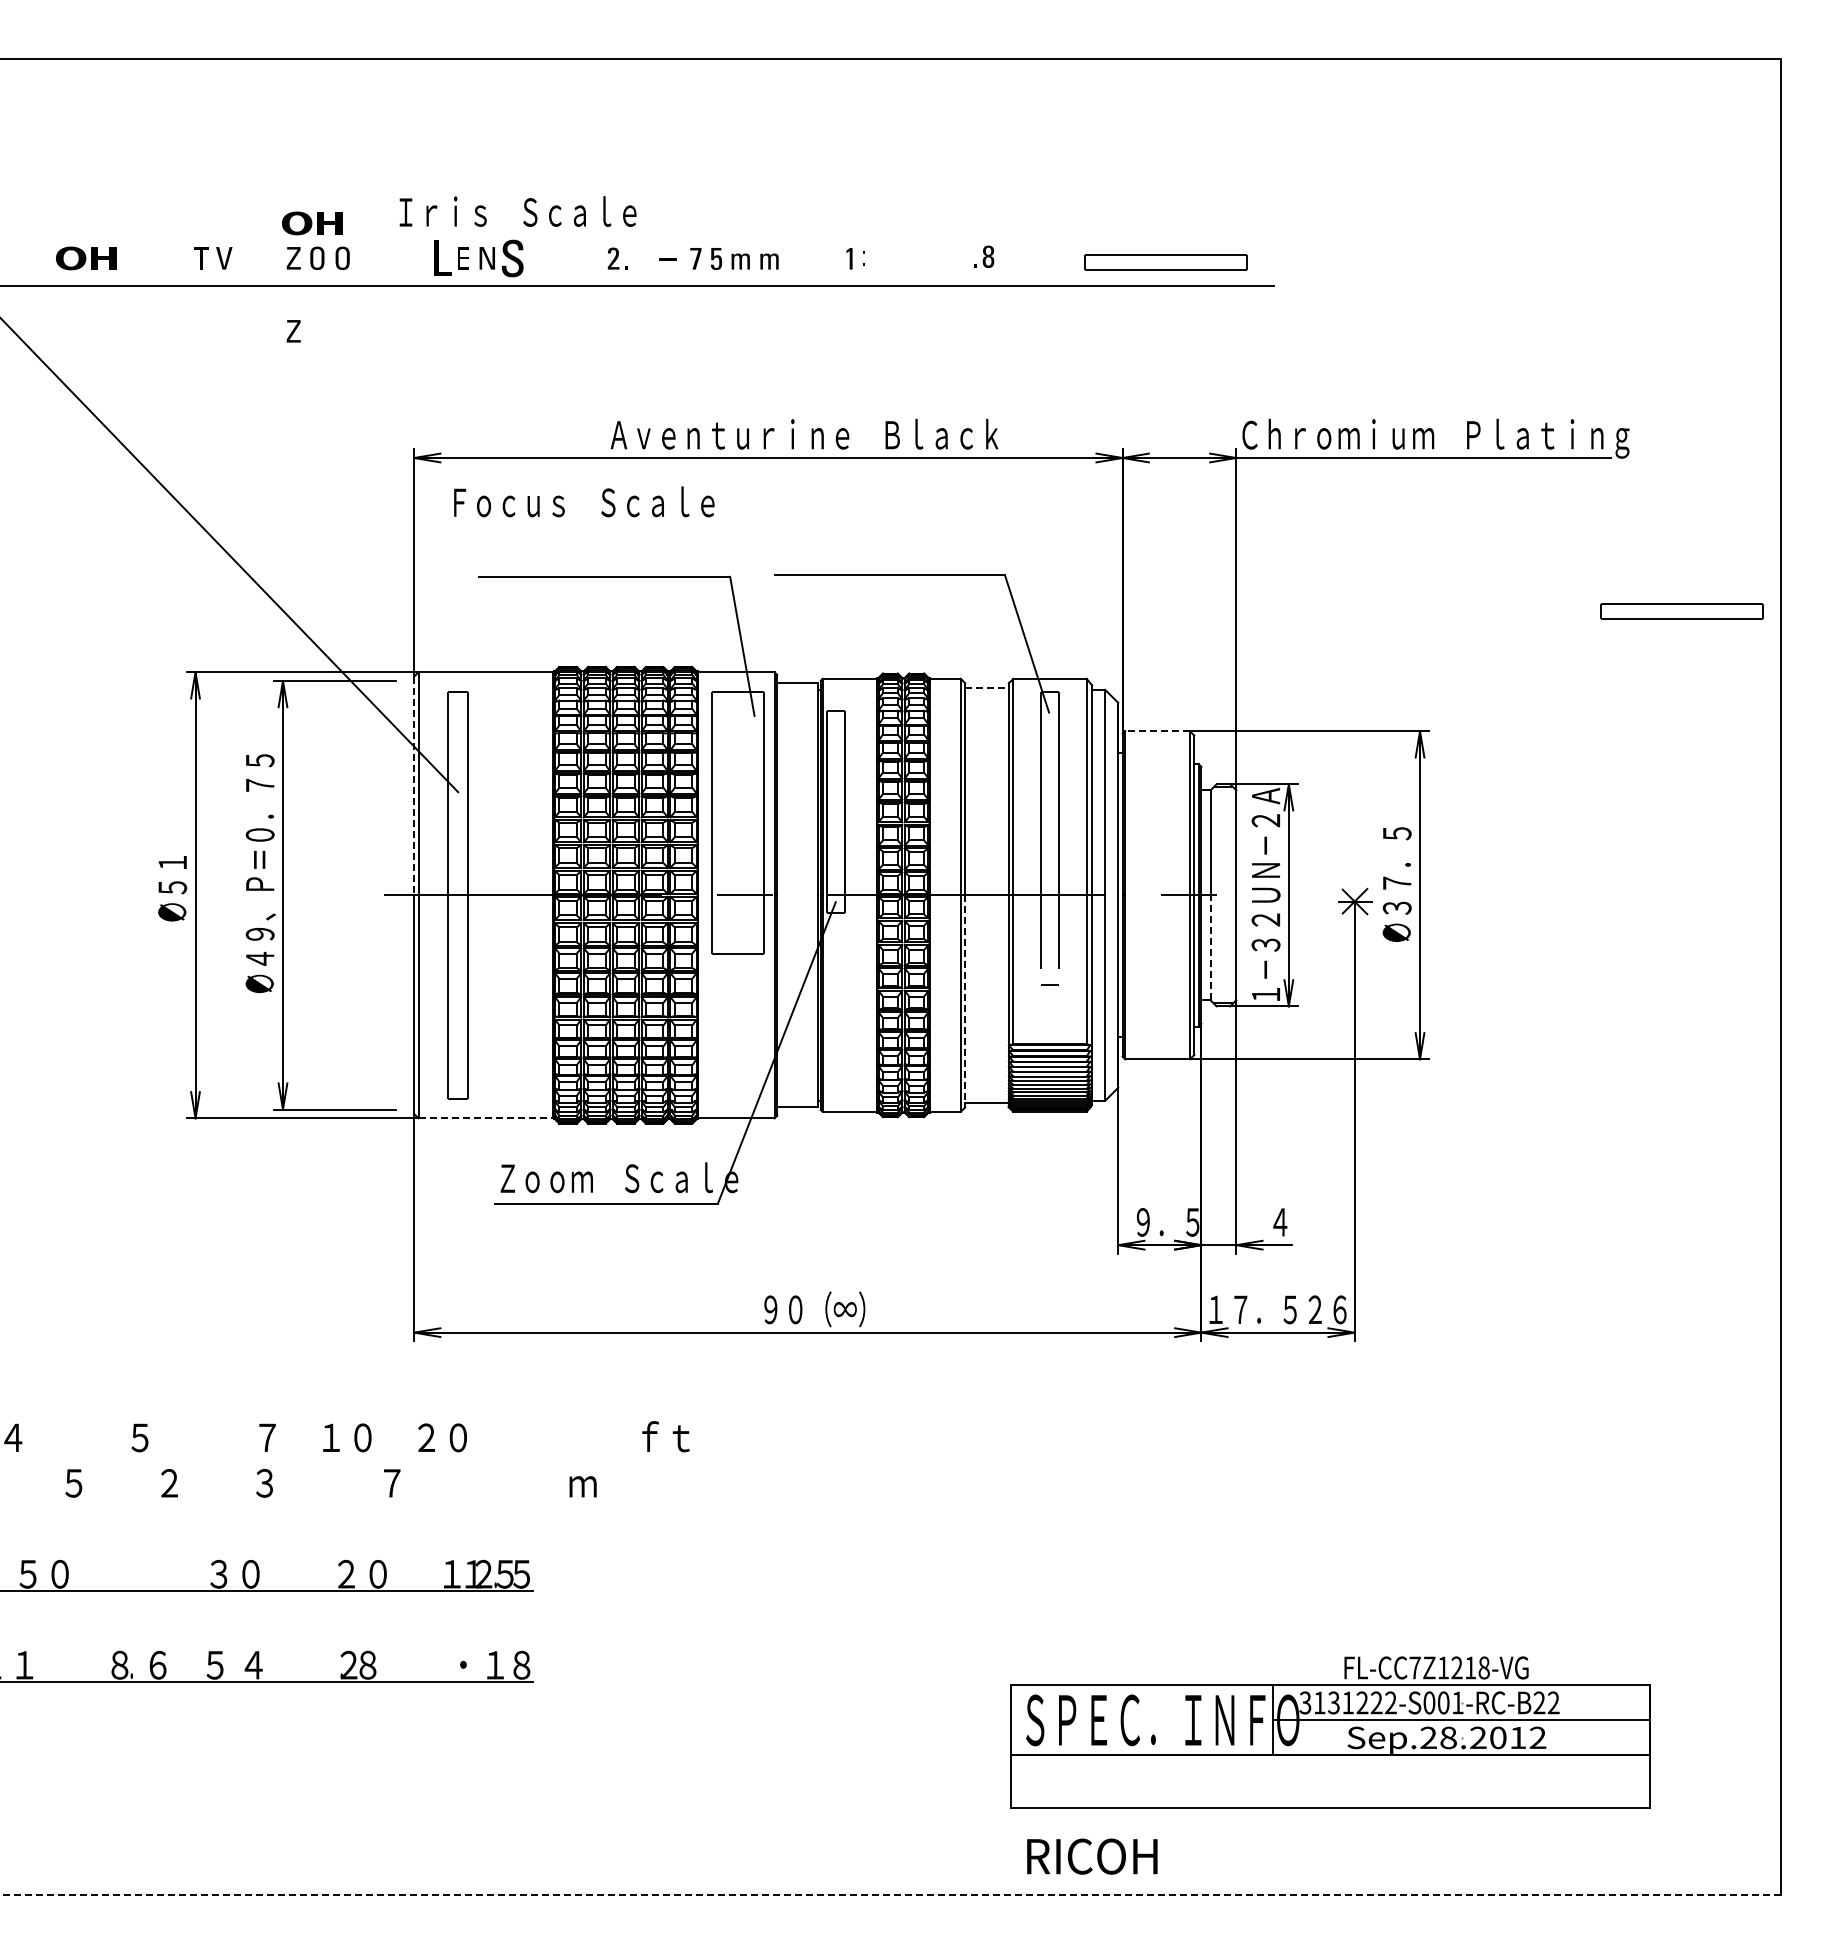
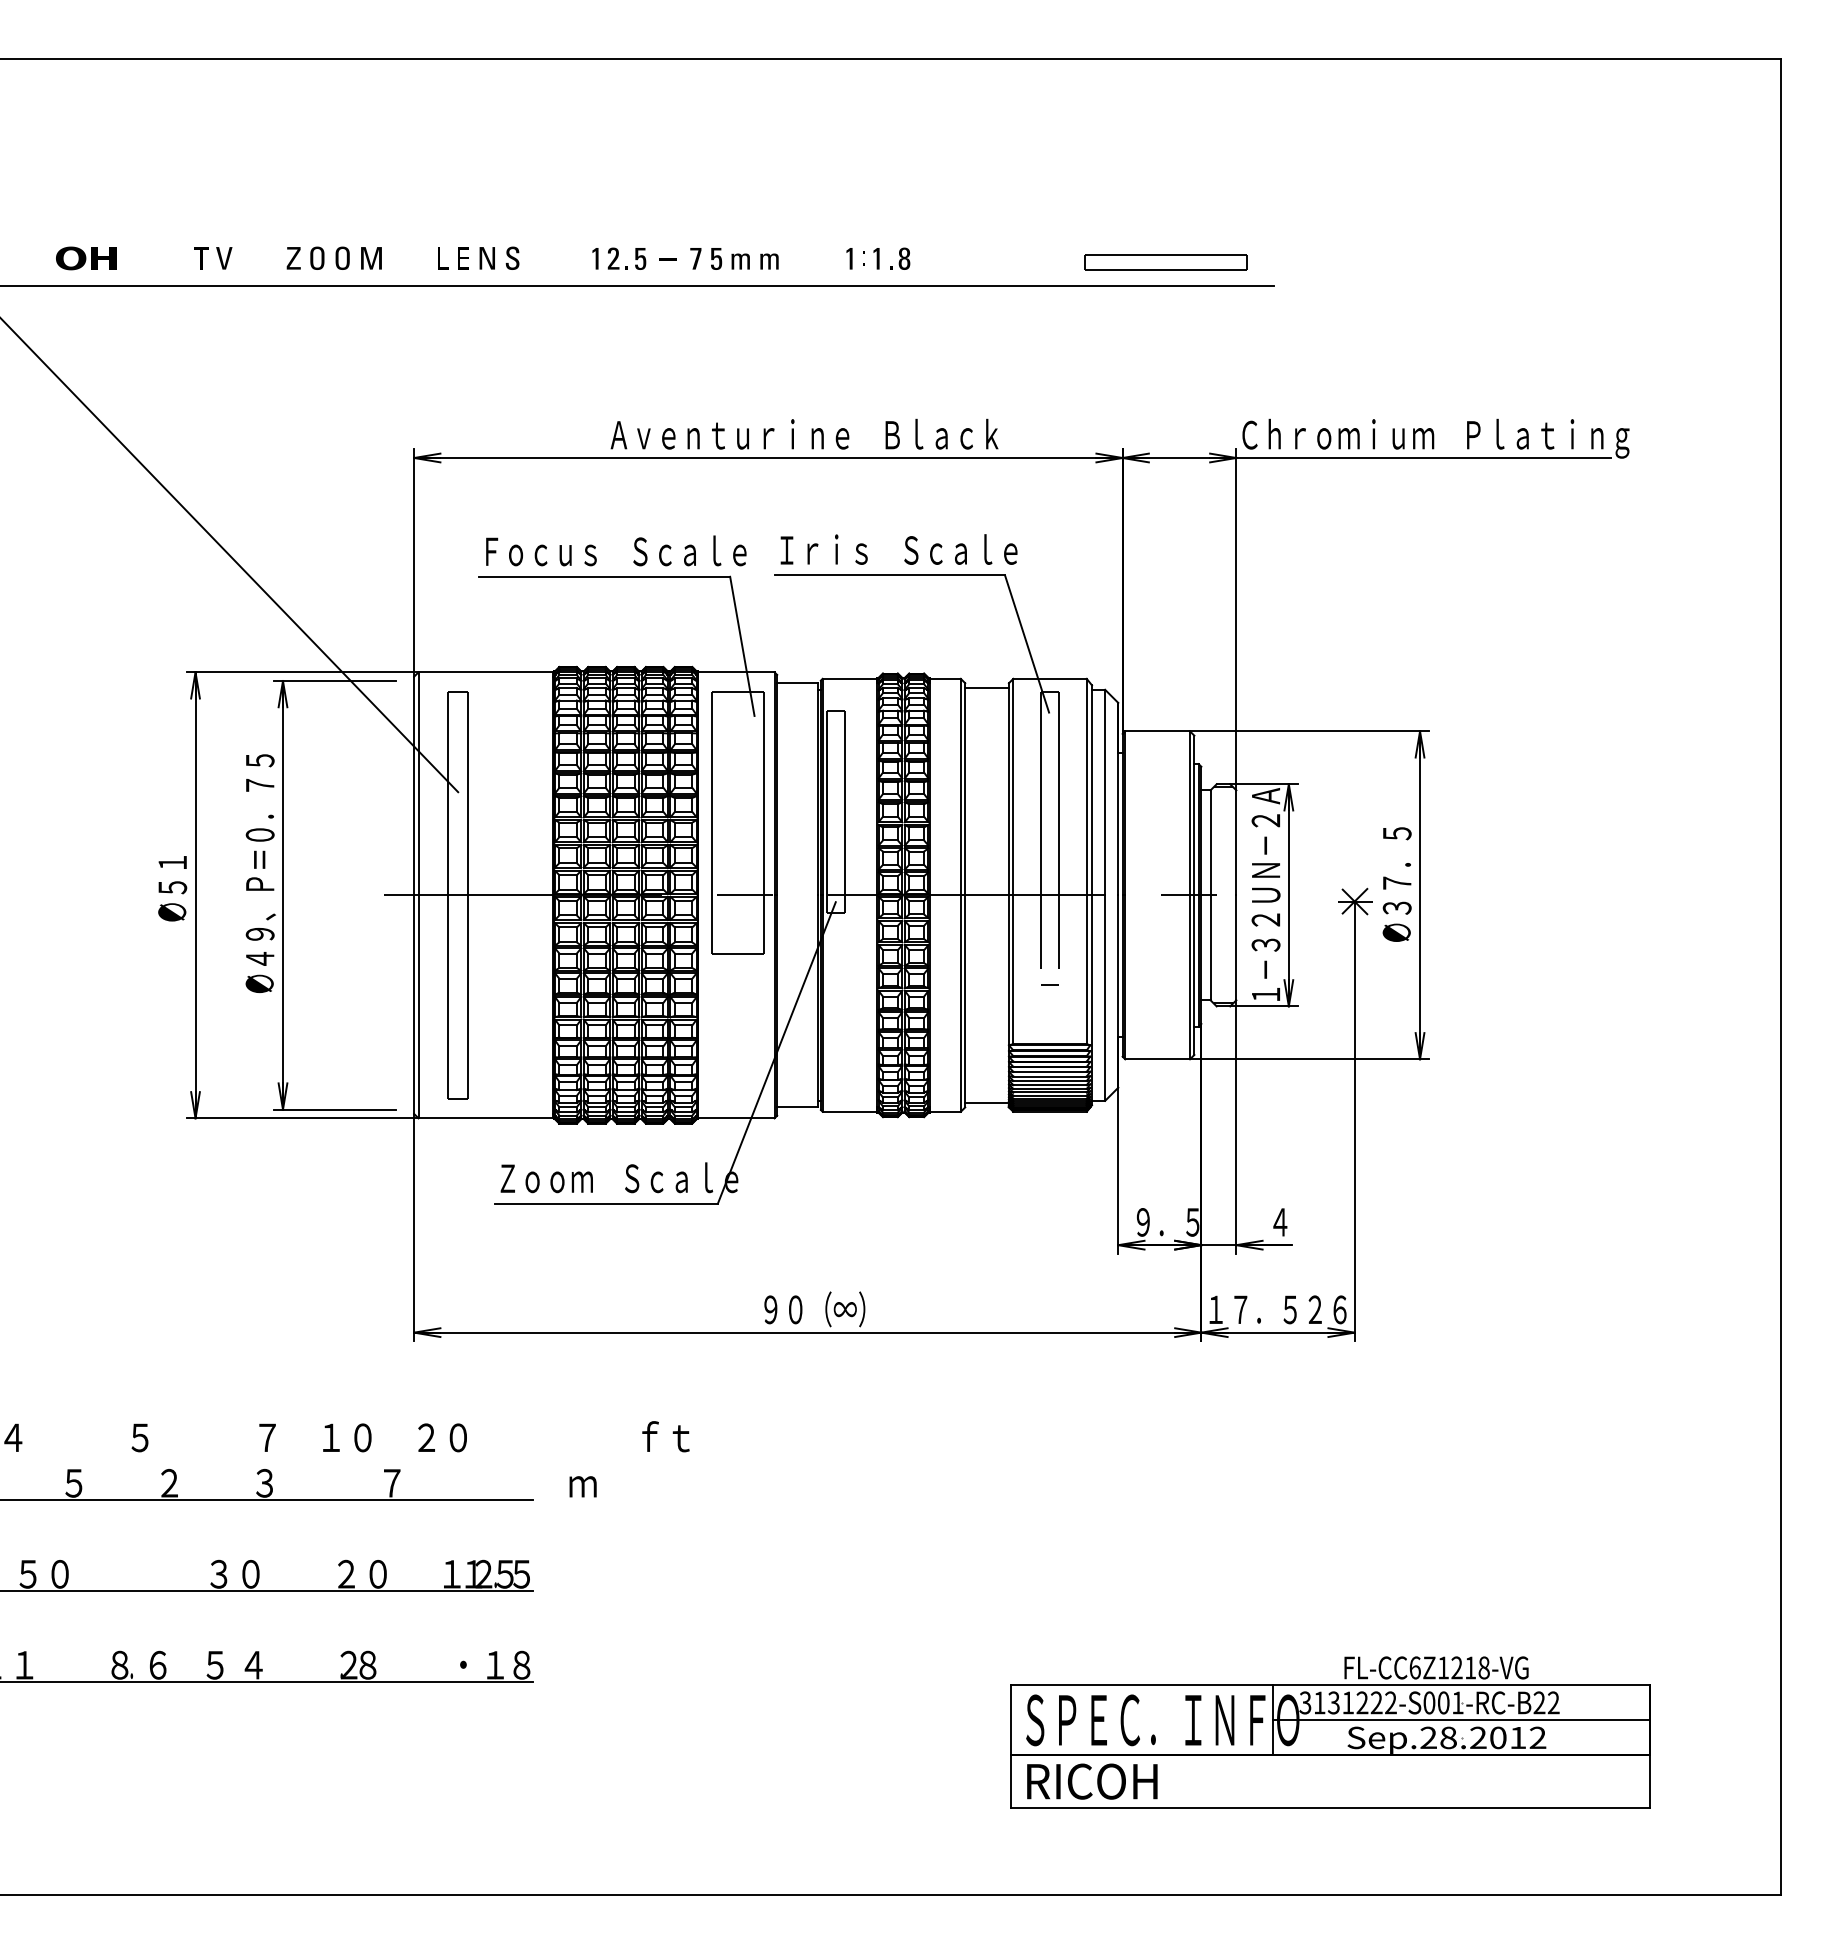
text position: (517, 211) -> (898, 549) (898, 549)
part: present -> none (312, 223)
part position: (984, 256) -> (900, 258) (900, 258)
part size: 18x36 px -> 11x23 px (443, 258)
fill: none -> present (371, 258)
part size: 23x39 px -> 15x24 px (512, 257)
fill: none -> present (595, 258)
fill: none -> present (640, 258)
fill: none -> present (876, 258)
part: present -> none (293, 331)
text position: (584, 501) -> (616, 550) (616, 550)
part: present -> none (1681, 611)
line: dashed -> solid (987, 687)
line: dashed -> solid (1157, 731)
line: dashed -> solid (414, 786)
line: dashed -> solid (1210, 947)
line: dashed -> solid (965, 1001)
line: dashed -> solid (486, 1118)
line: none -> present (267, 1500)
text: FL-CC7Z1218-VG -> FL-CC6Z1218-VG (1414, 1667)
text position: (1092, 1856) -> (1092, 1781) (1092, 1781)
line: dashed -> solid (890, 1895)
